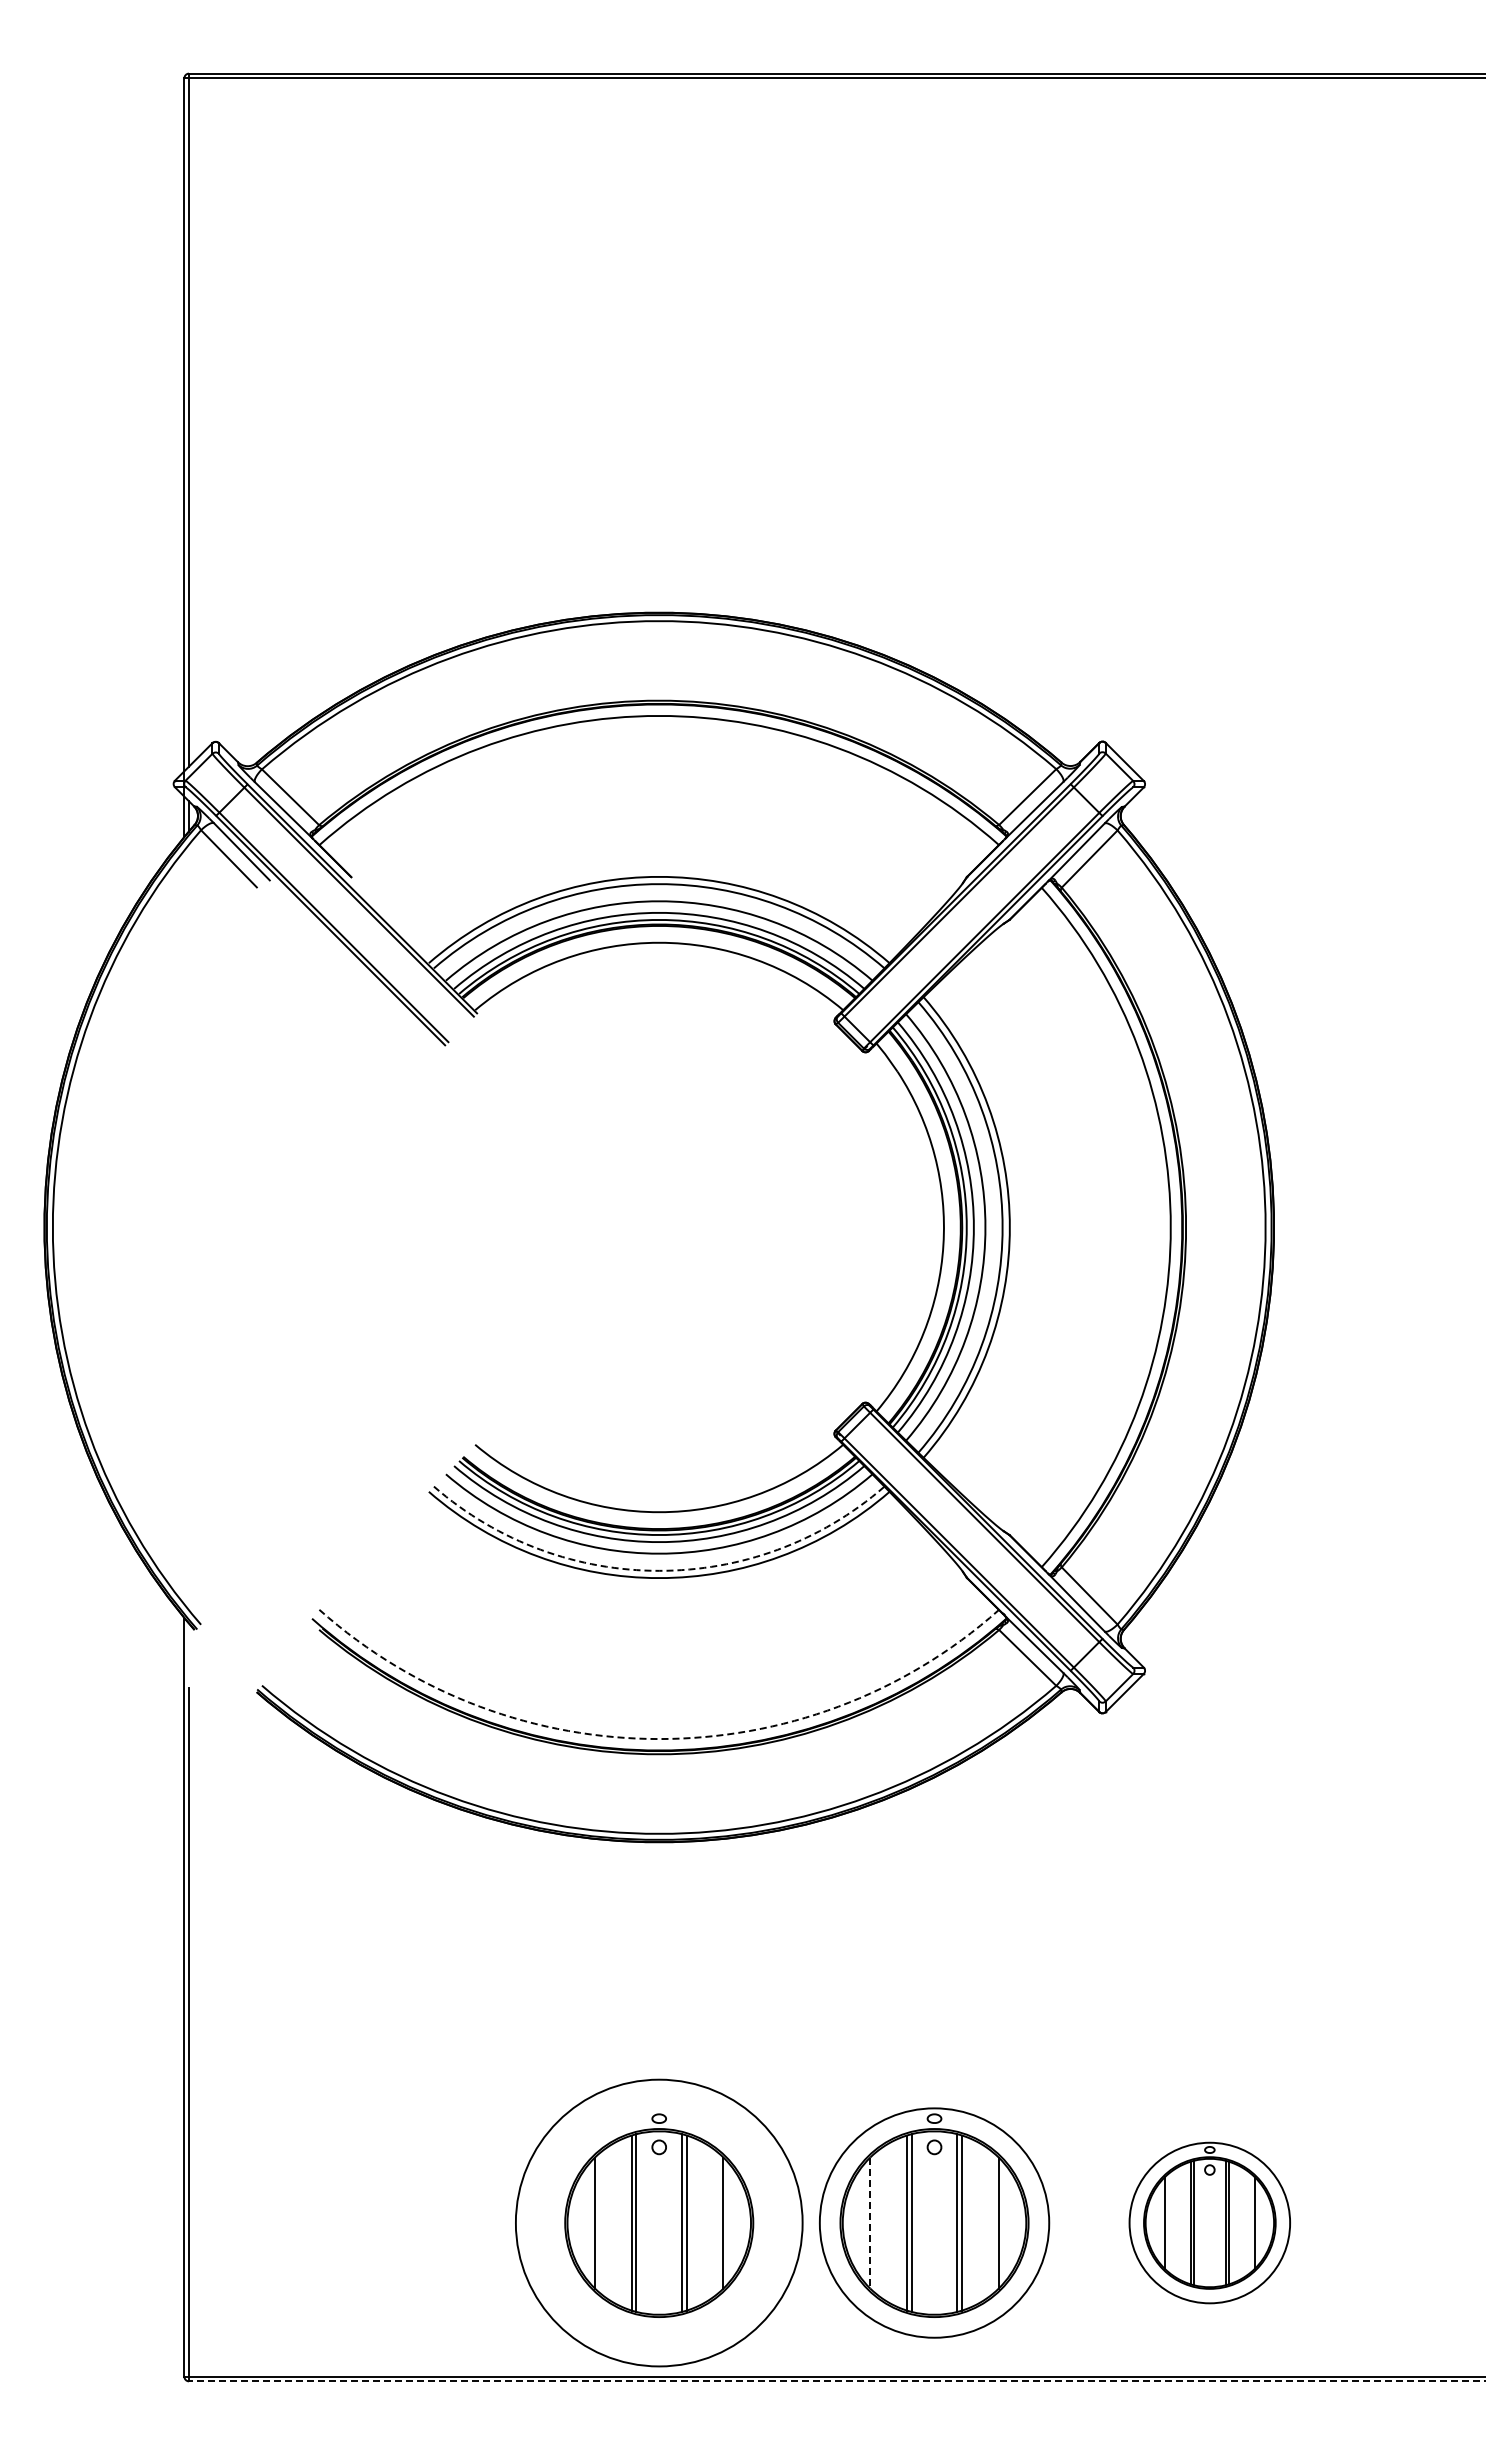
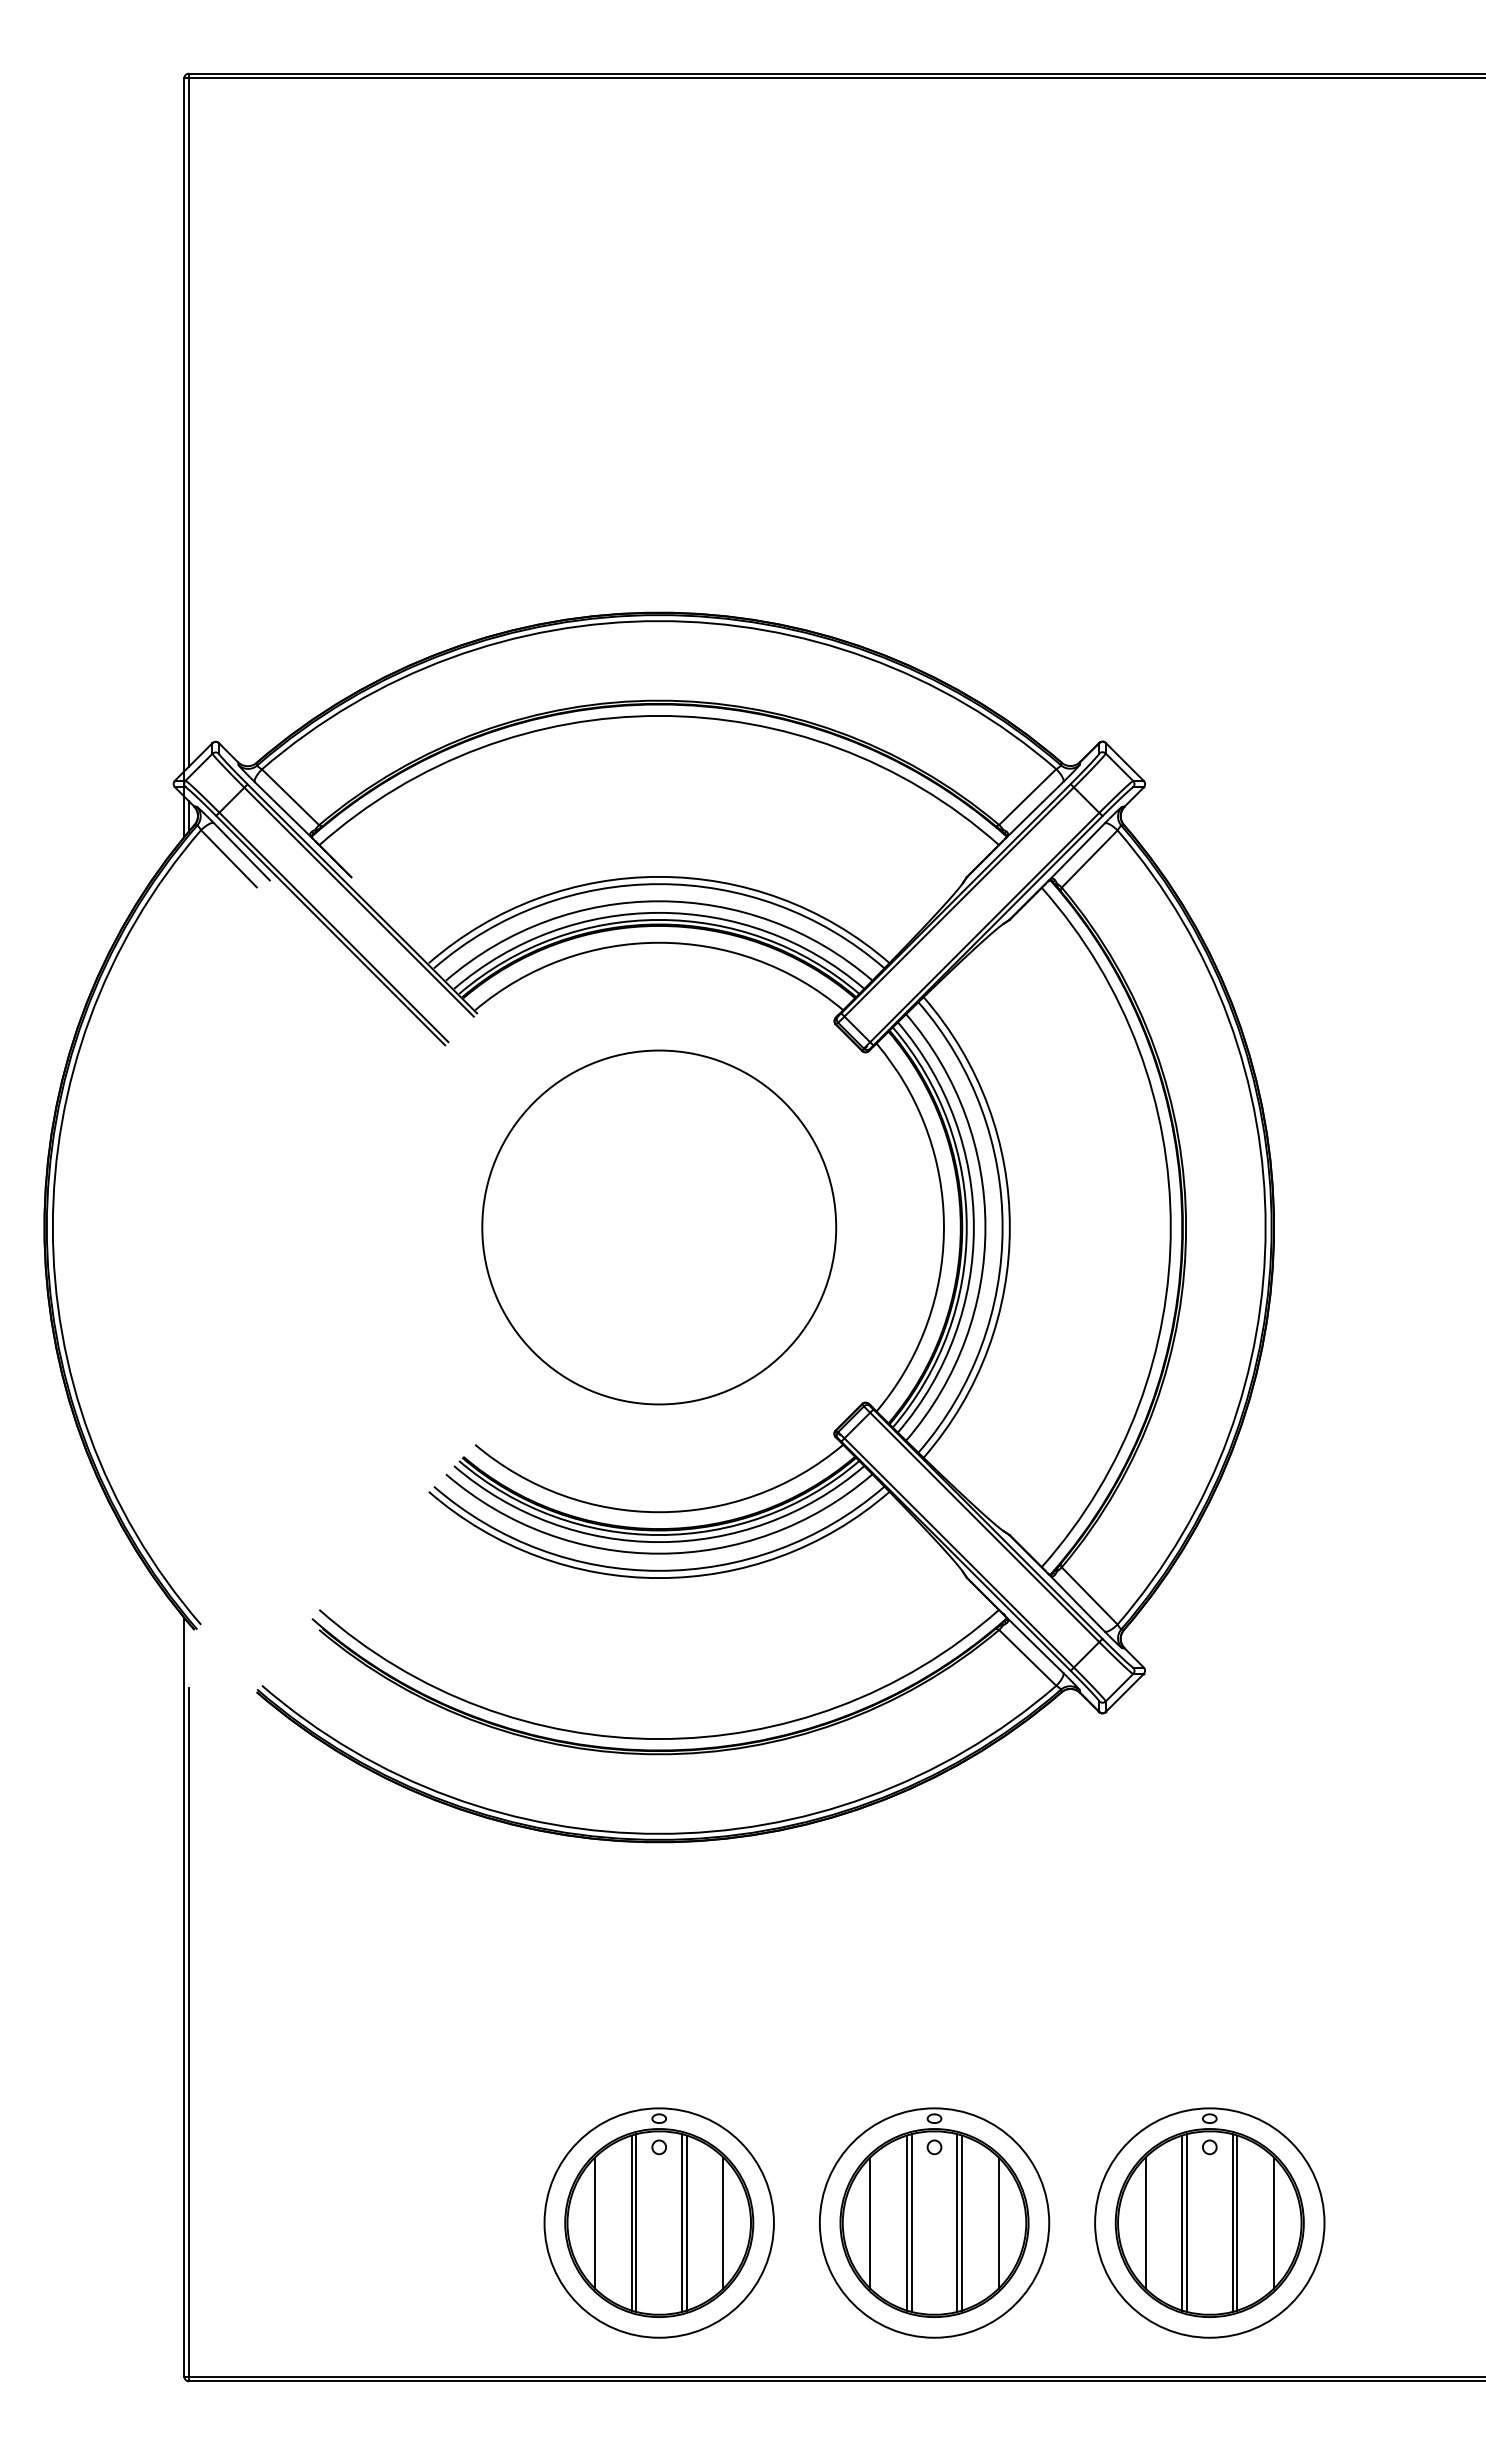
circle: none -> present (659, 1227)
arc: dashed -> solid (659, 1570)
arc: dashed -> solid (659, 1739)
circle diameter: 287 px -> 229 px (658, 2222)
part size: 163x164 px -> 232x232 px (1209, 2222)
line: dashed -> solid (870, 2223)
line: dashed -> solid (836, 2381)
